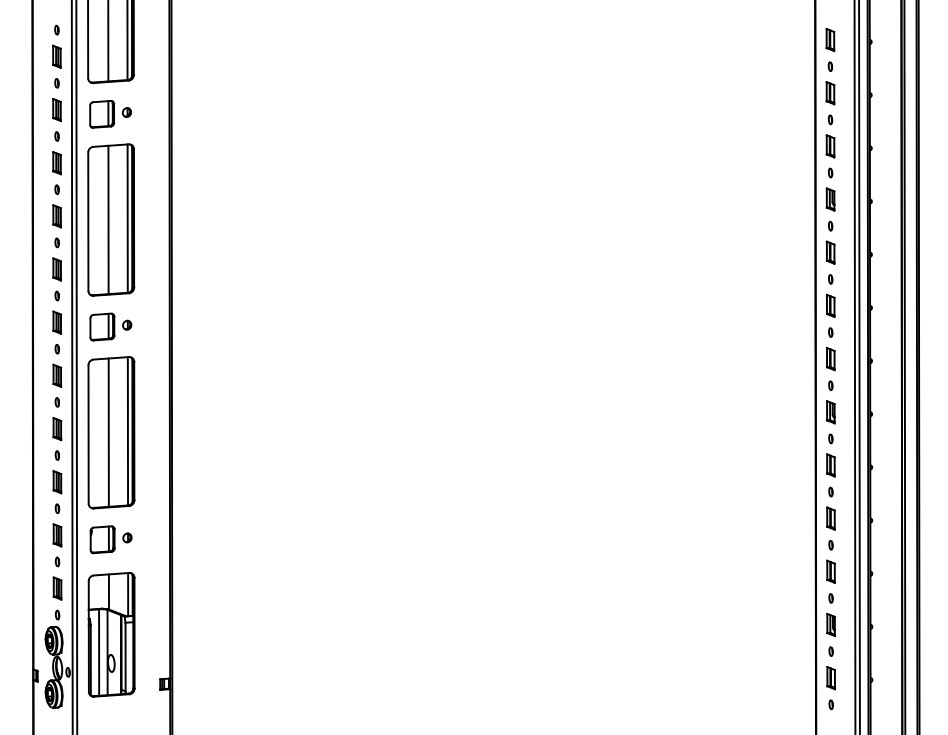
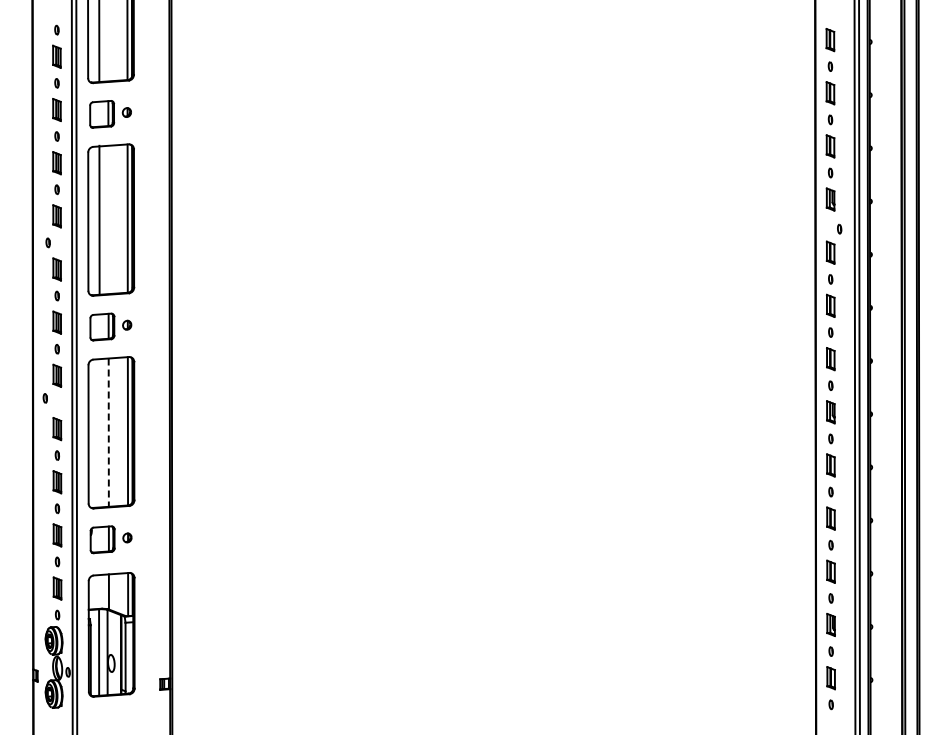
line position: (108, 41) -> (99, 41) (99, 41)
line position: (108, 219) -> (99, 219) (99, 219)
part position: (830, 225) -> (839, 228) (839, 228)
part position: (56, 242) -> (47, 242) (47, 242)
part position: (56, 402) -> (44, 398) (44, 398)
line: solid -> dashed (108, 433)
